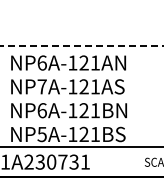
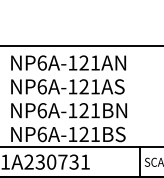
line: dashed -> solid (81, 46)
text: NP7A-121AS -> NP6A-121AS (41, 86)
text: NP5A-121BS -> NP6A-121BS (41, 134)
line: none -> present (140, 160)
